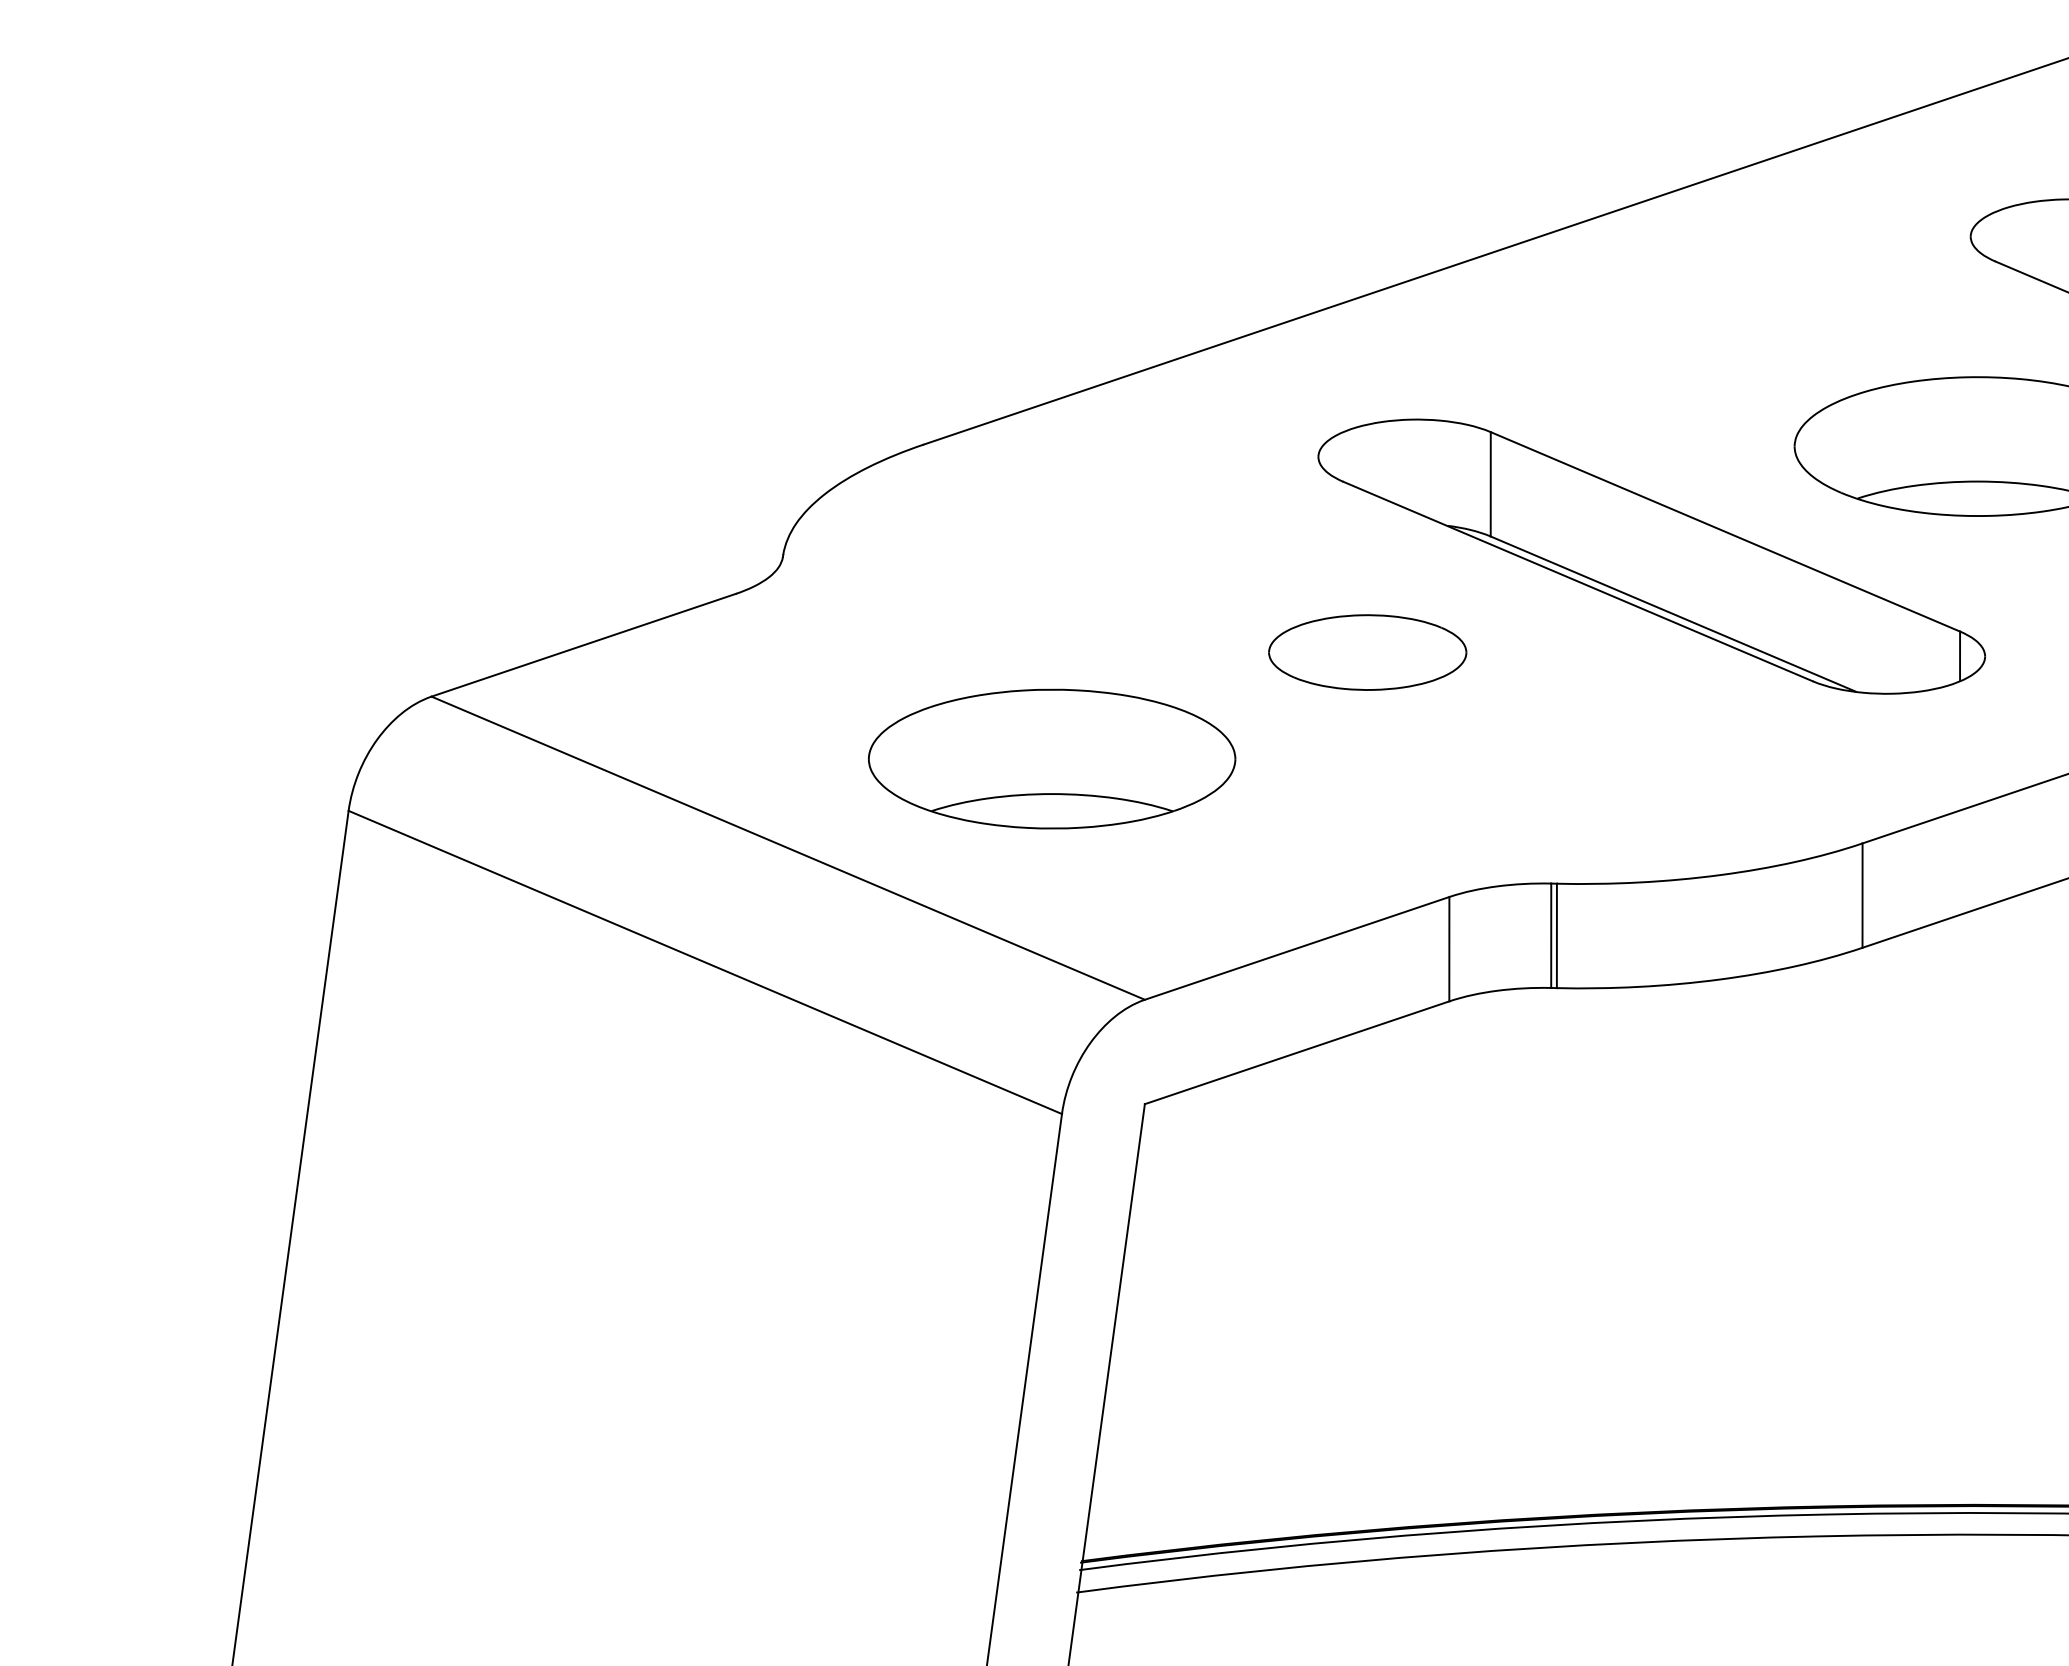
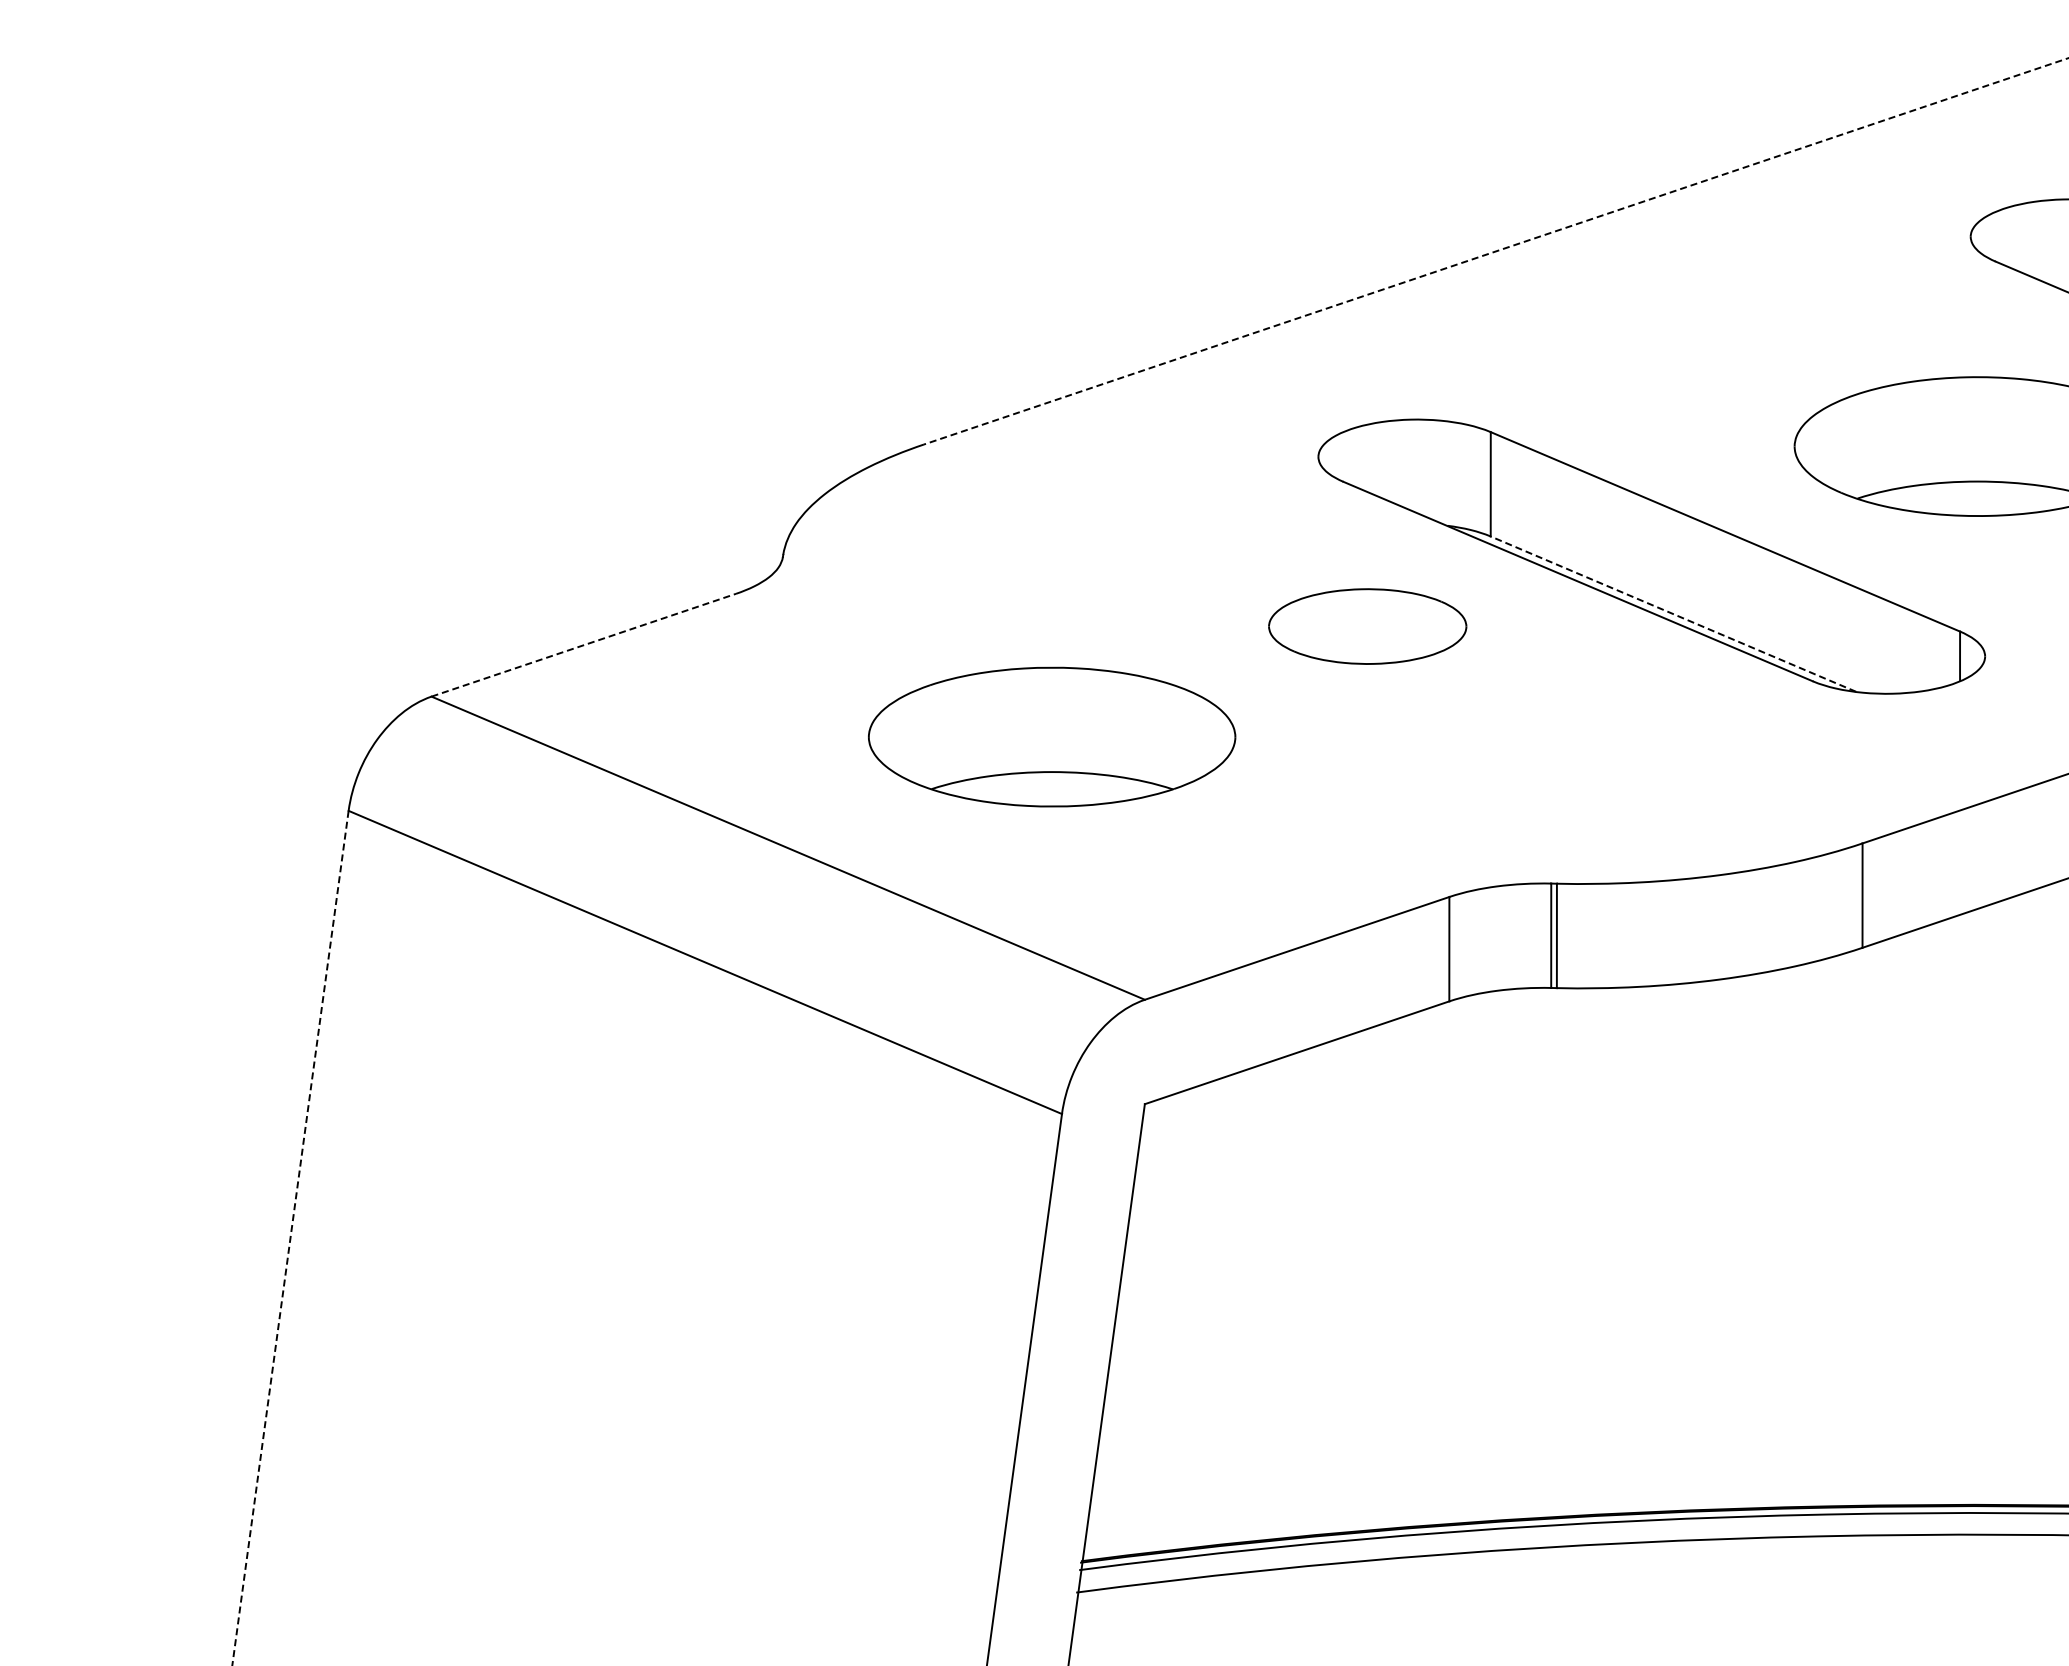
line: solid -> dashed (1495, 251)
line: solid -> dashed (1672, 613)
line: solid -> dashed (583, 645)
part position: (1367, 652) -> (1367, 626) (1367, 626)
part position: (1052, 758) -> (1052, 736) (1052, 736)
line: solid -> dashed (290, 1238)
